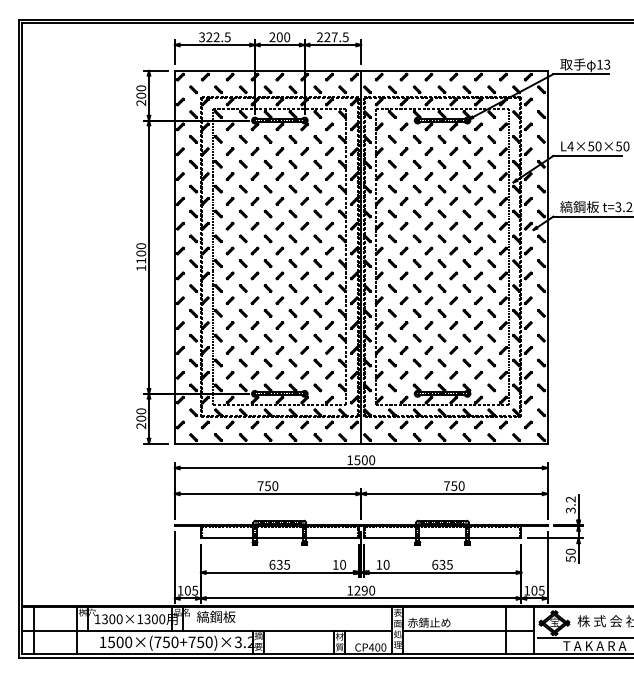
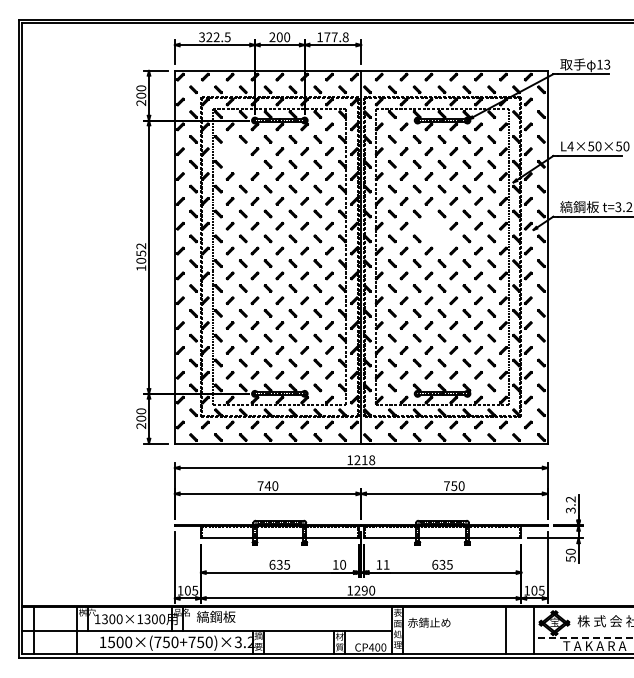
text: 227.5 -> 177.8 (332, 37)
part: present -> none (236, 157)
part: present -> none (435, 232)
text: 1100 -> 1052 (141, 253)
text: 1500 -> 1218 (364, 460)
text: 750 -> 740 (267, 486)
text: 10 -> 11 (386, 564)
line: present -> none (467, 630)
line: solid -> dashed (585, 637)
